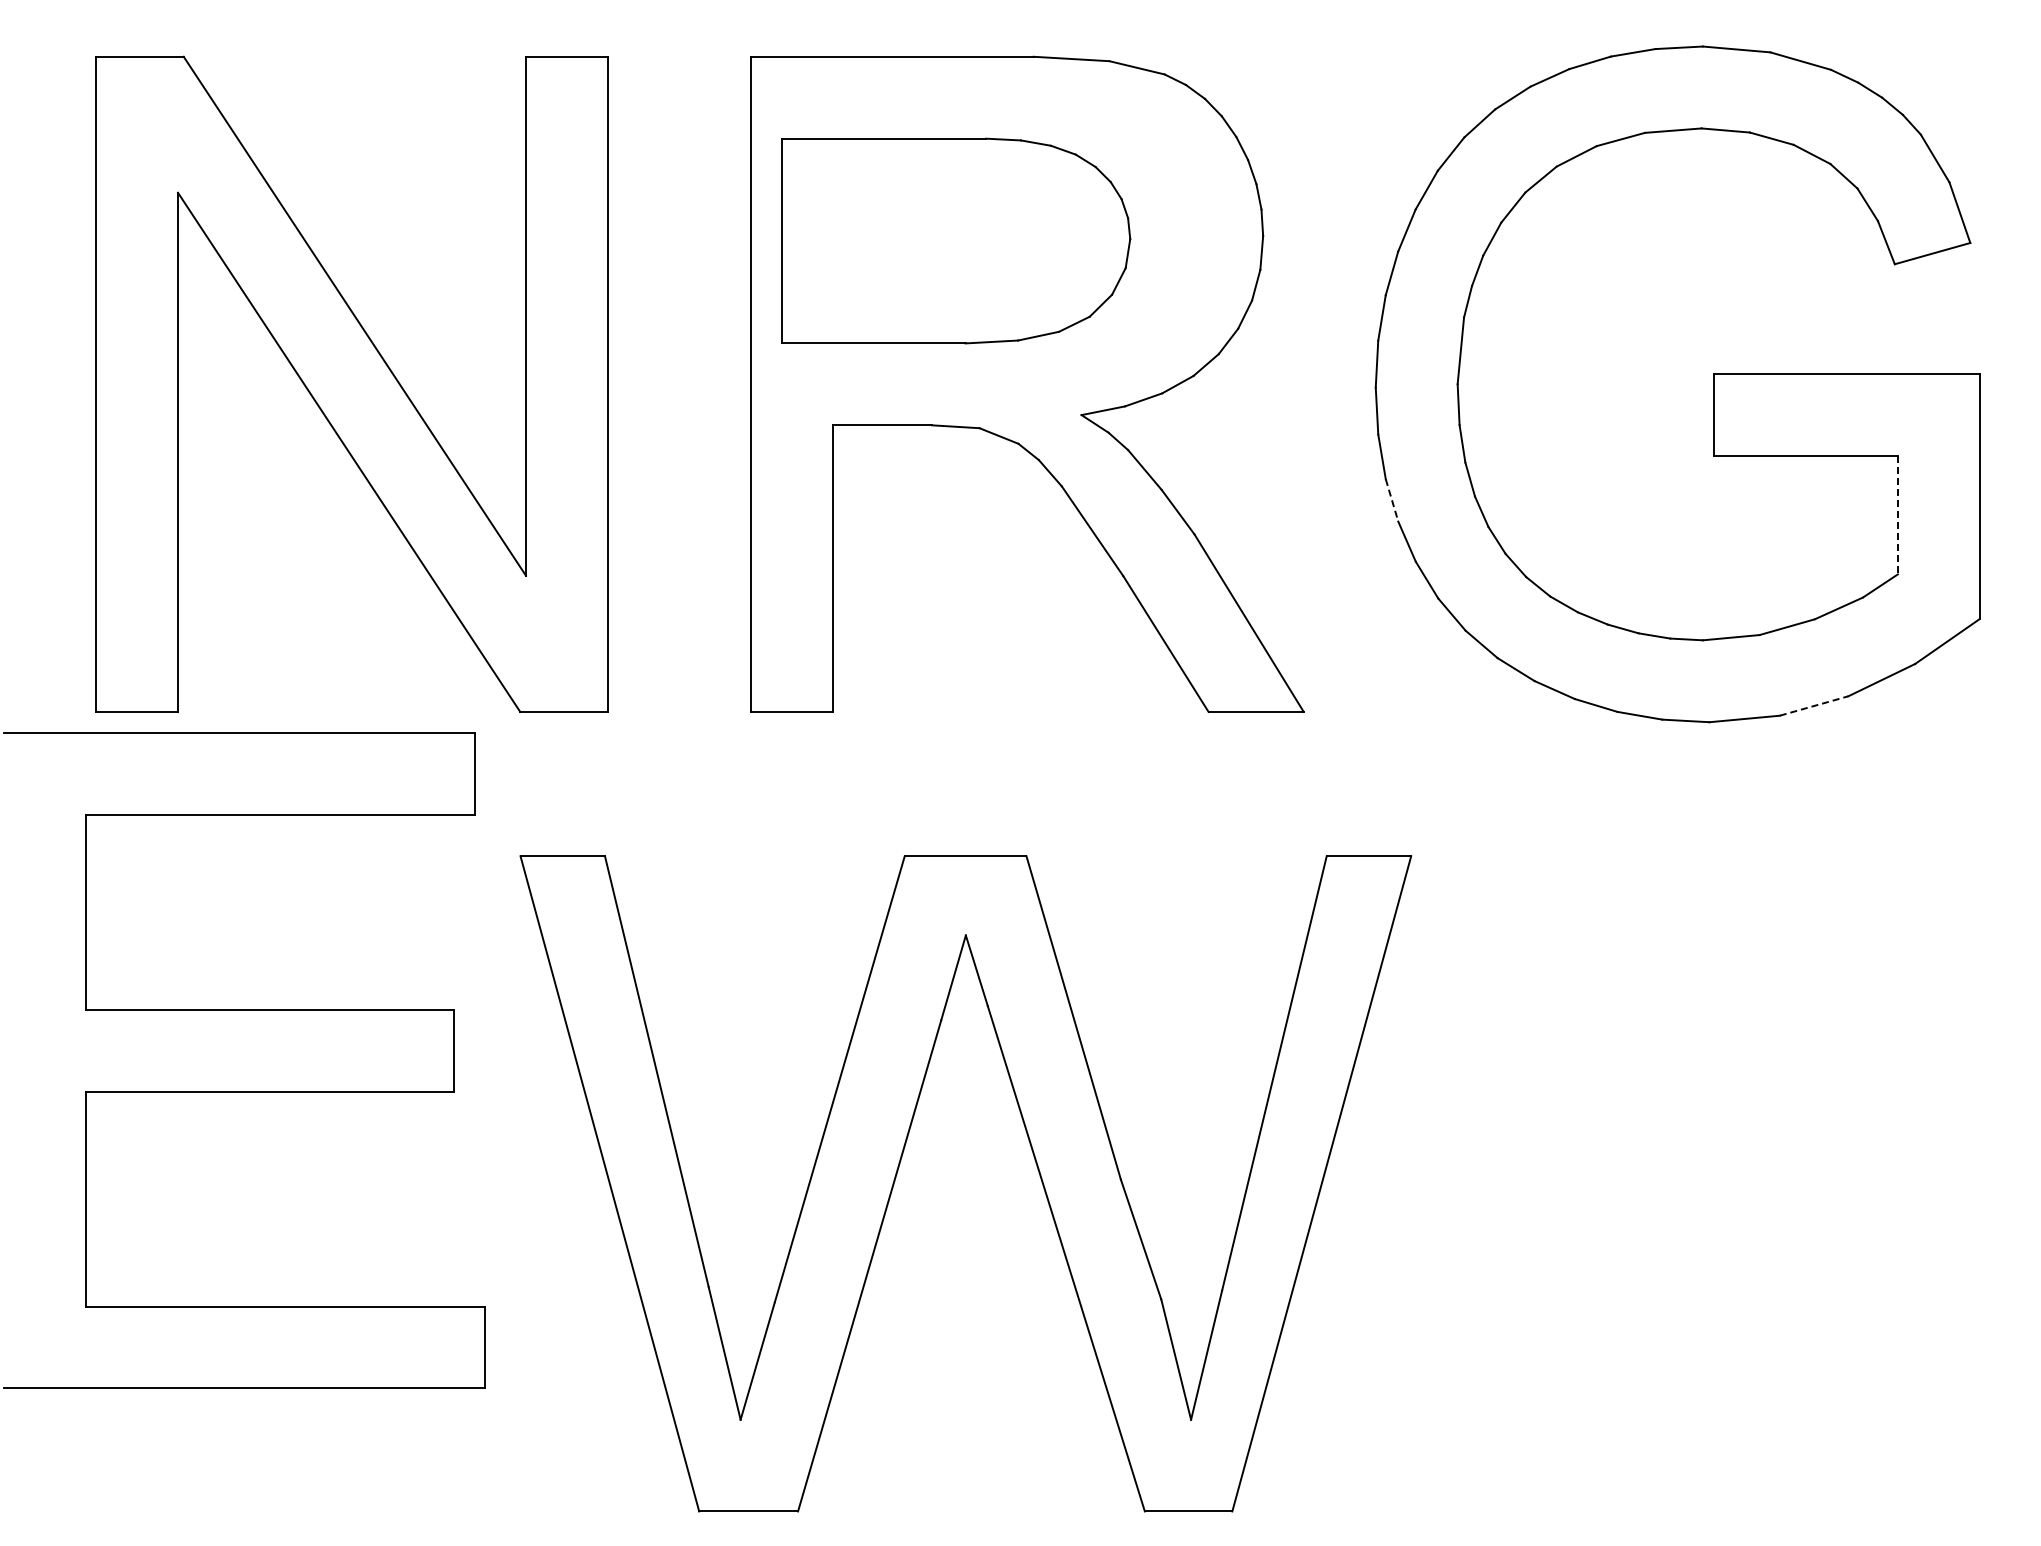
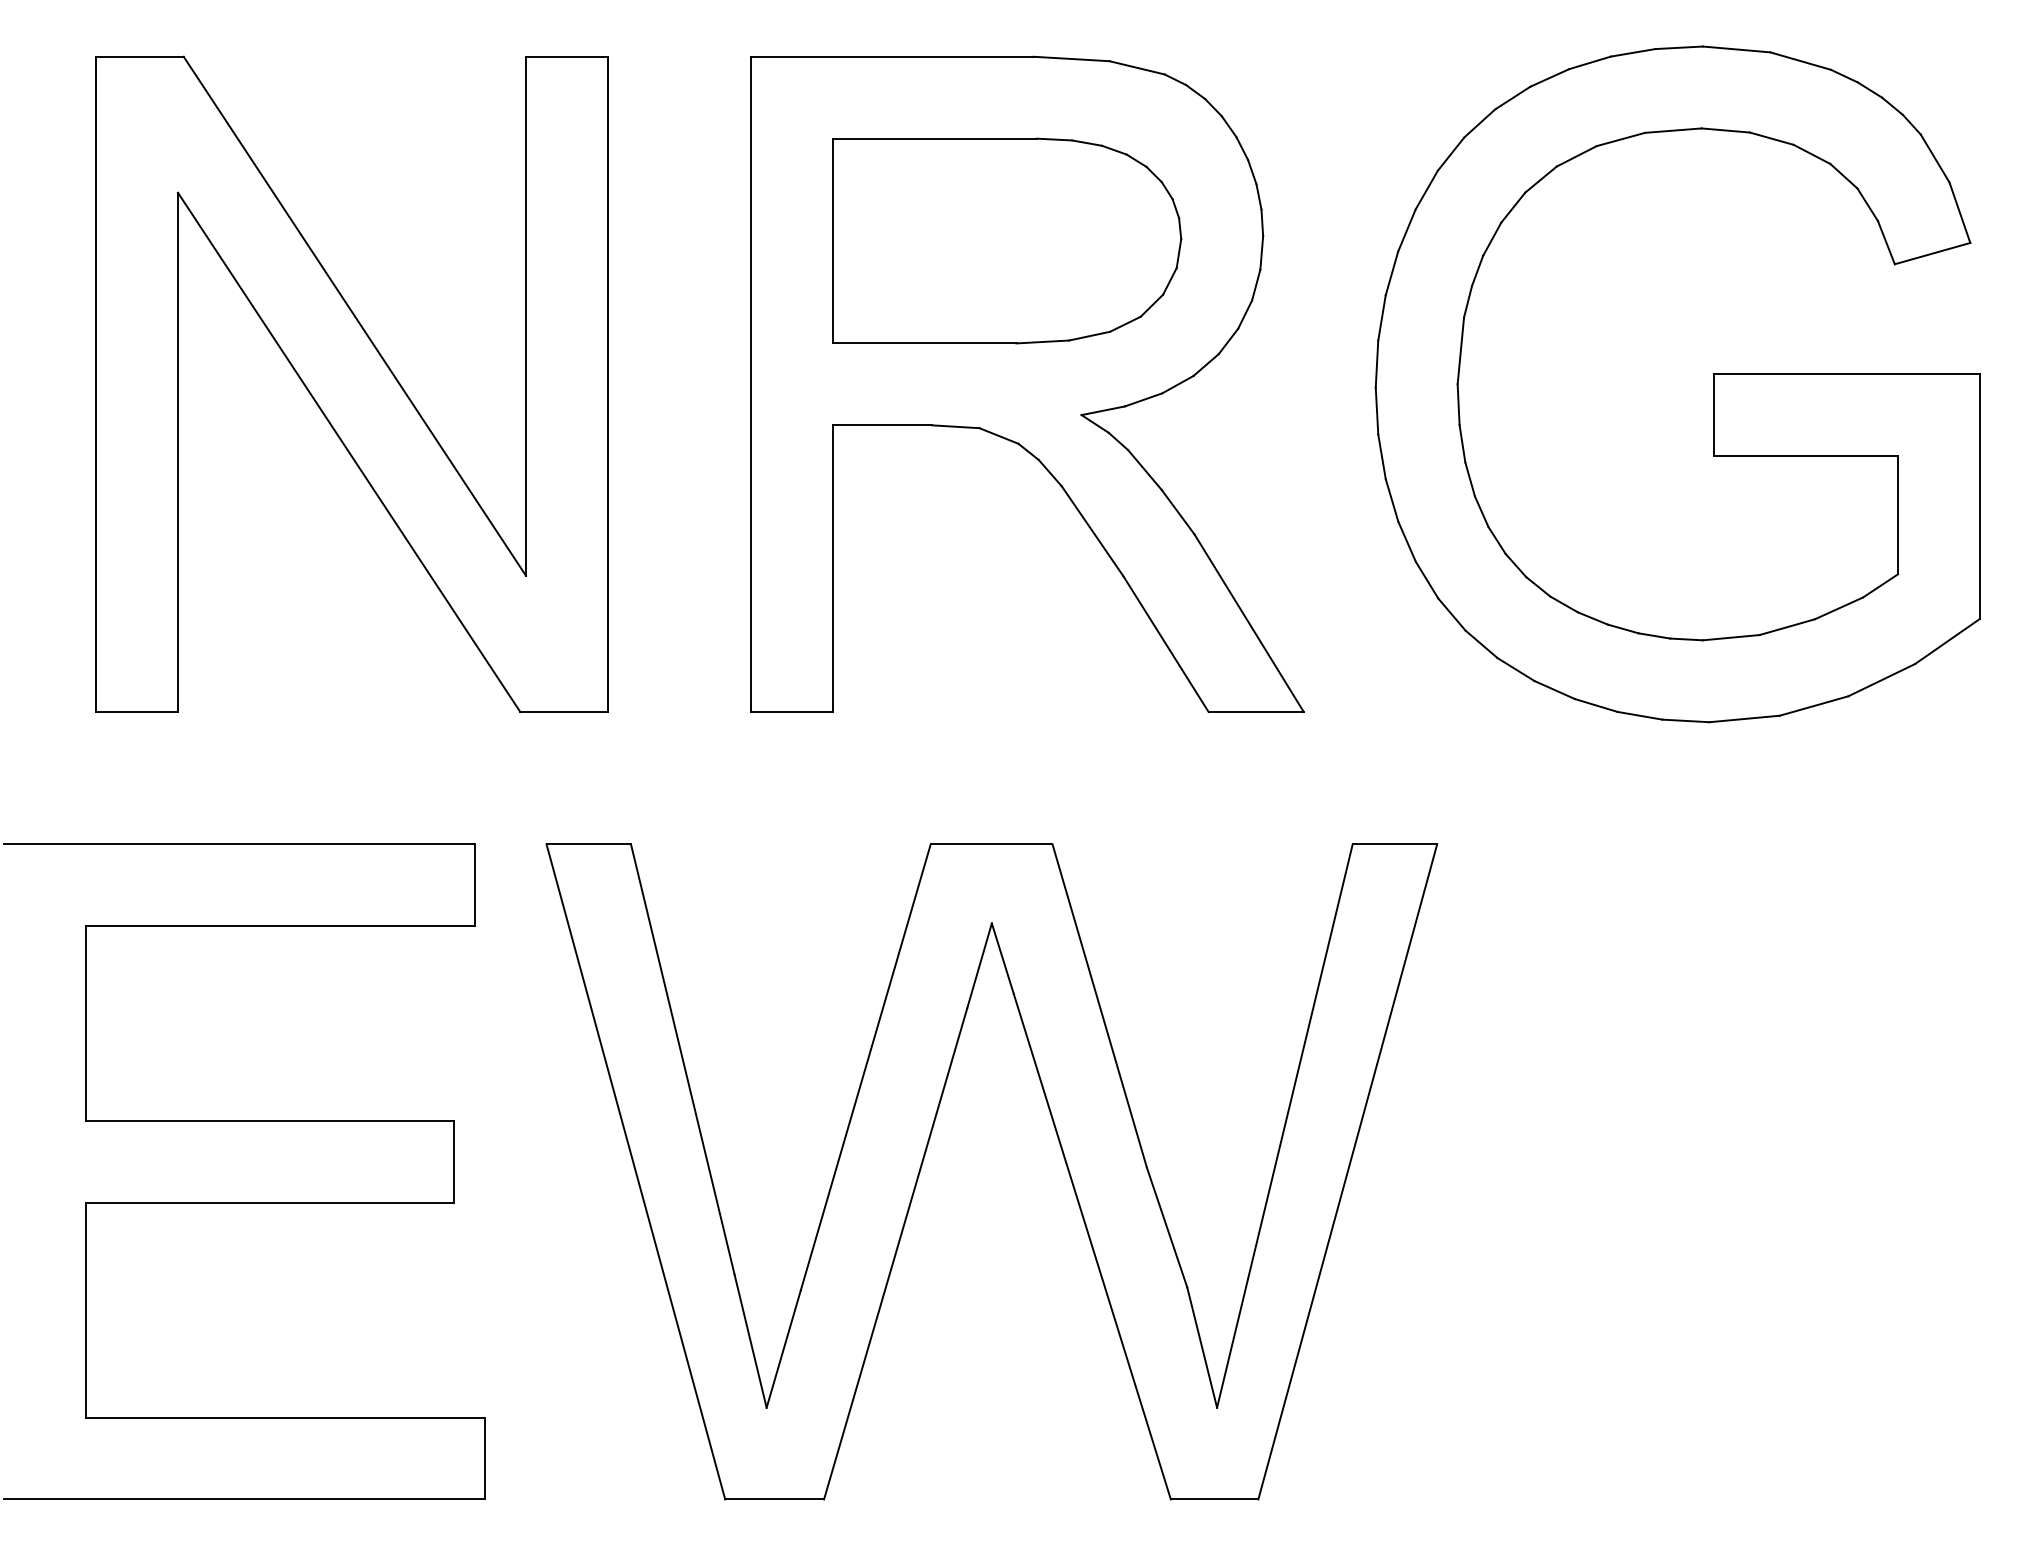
part position: (956, 240) -> (1007, 240) (1007, 240)
line: dashed -> solid (1392, 500)
line: dashed -> solid (1897, 515)
line: dashed -> solid (1814, 706)
part position: (244, 1091) -> (244, 1202) (244, 1202)
part position: (900, 1164) -> (926, 1152) (926, 1152)
